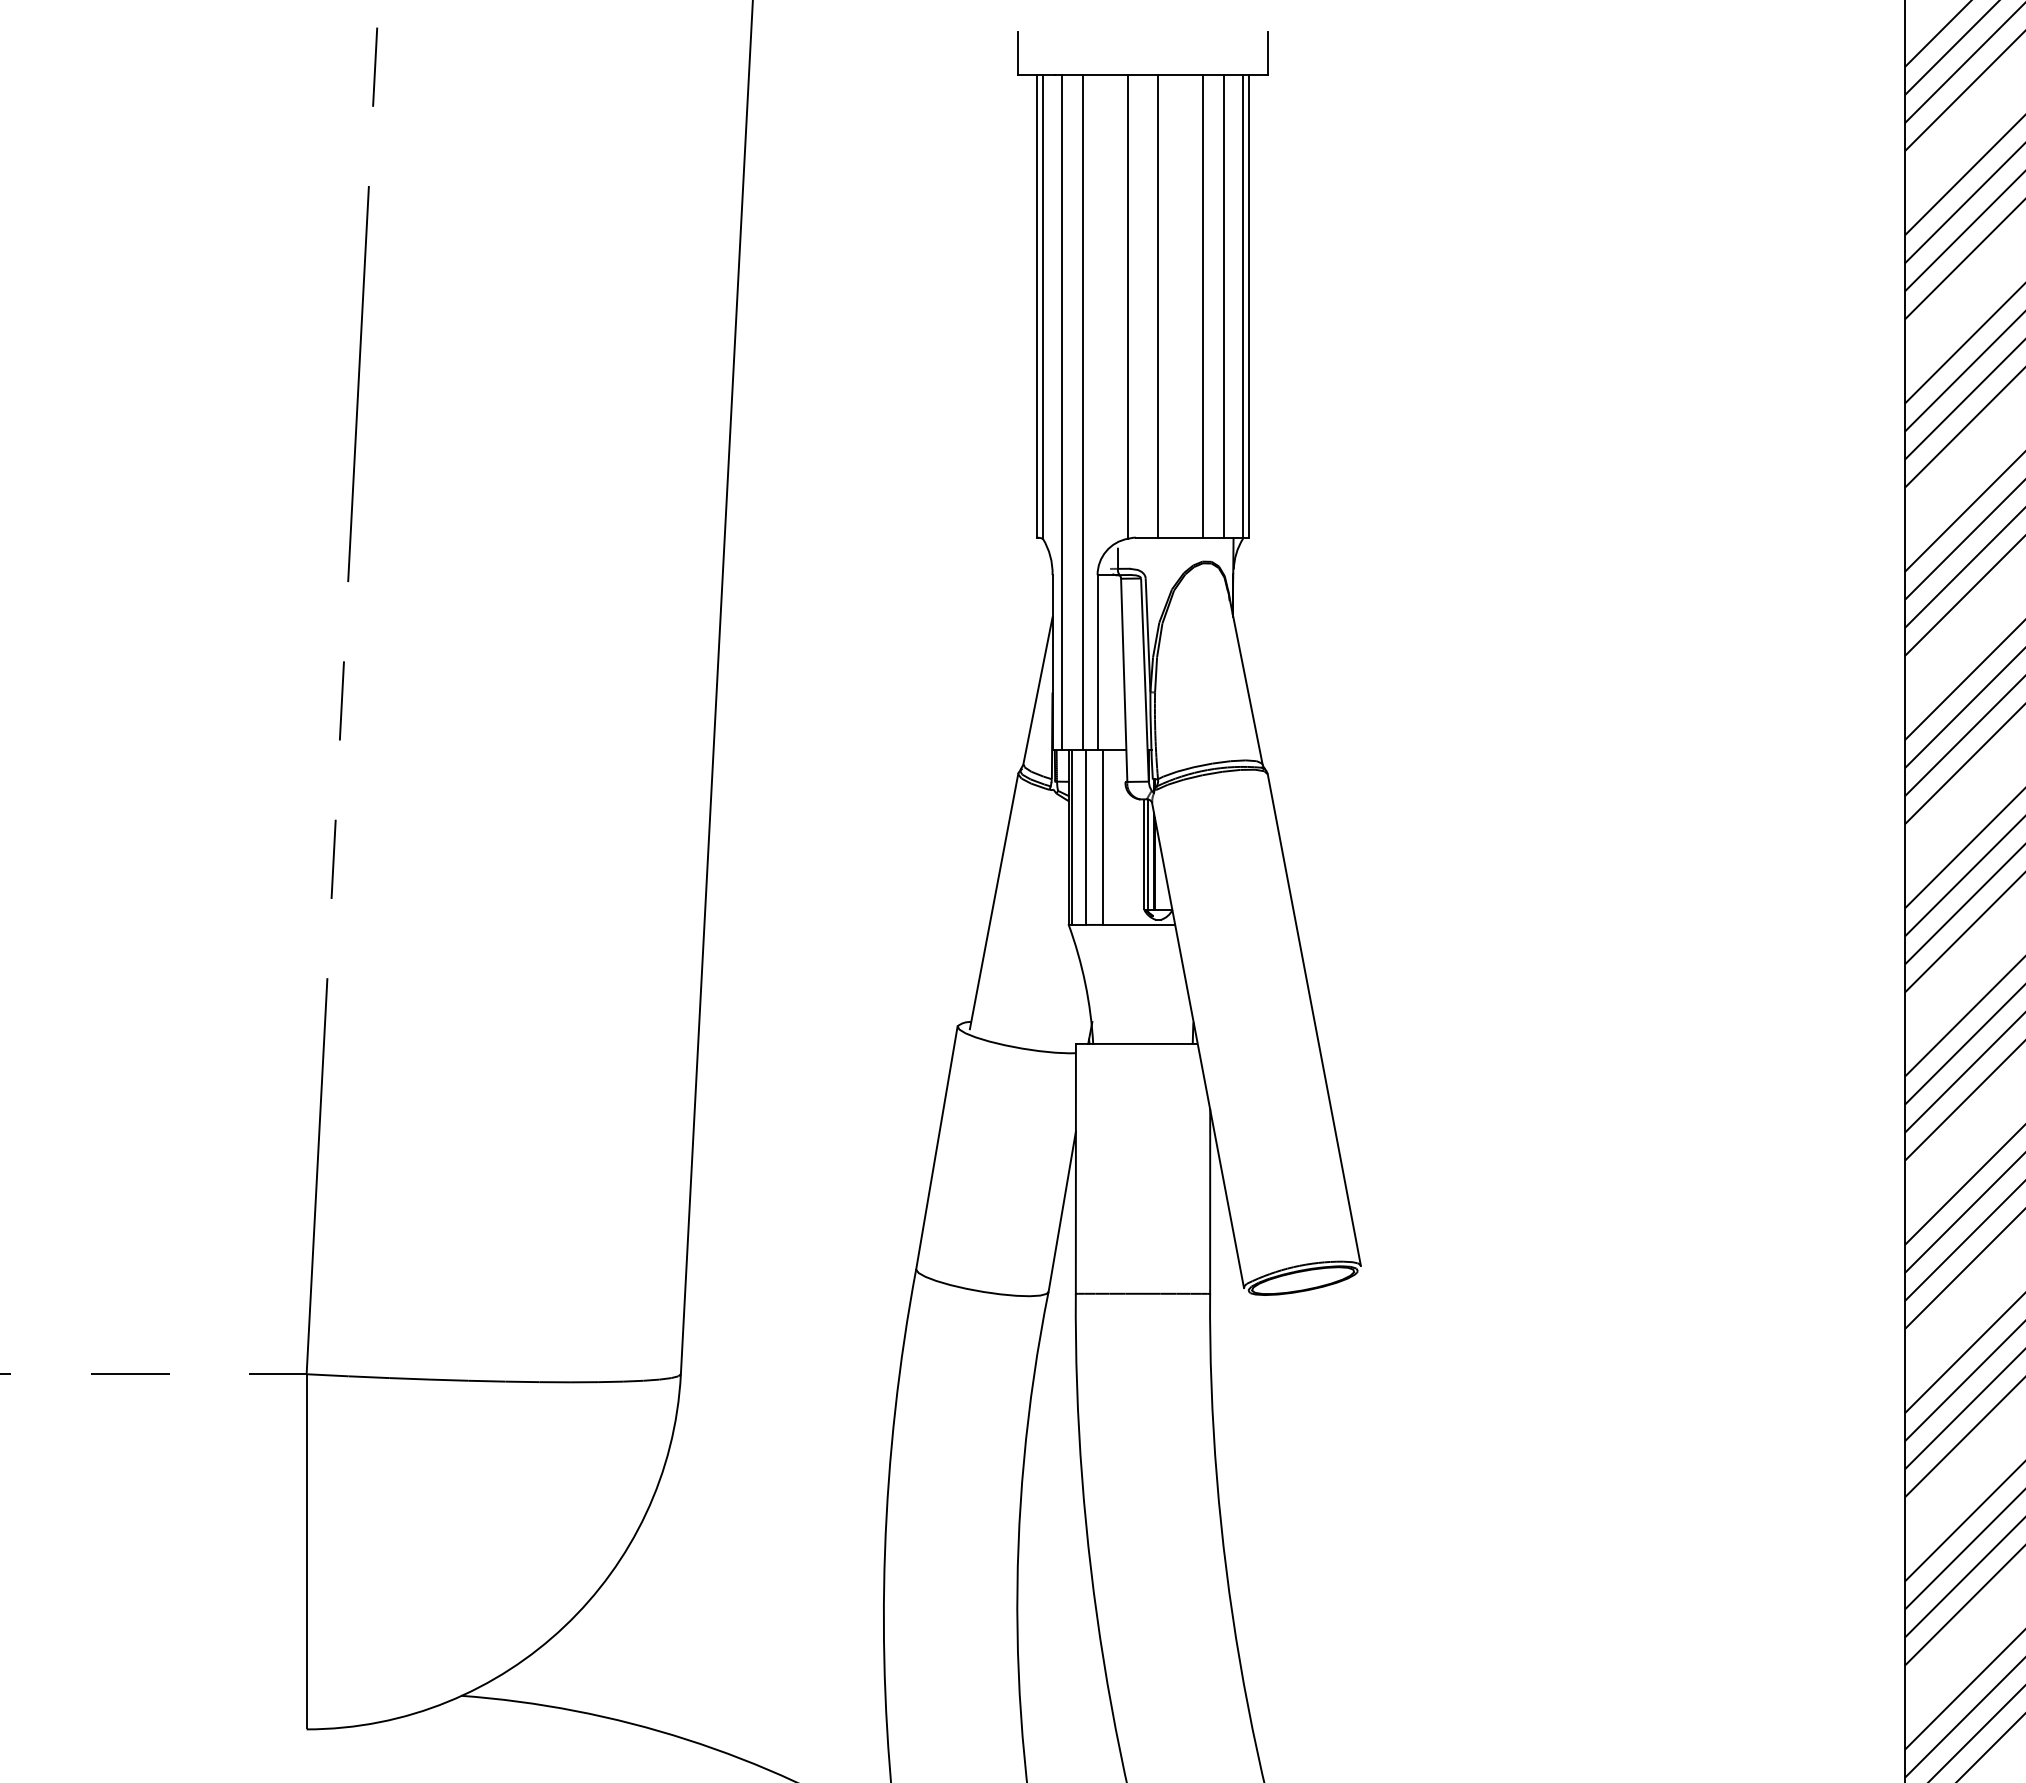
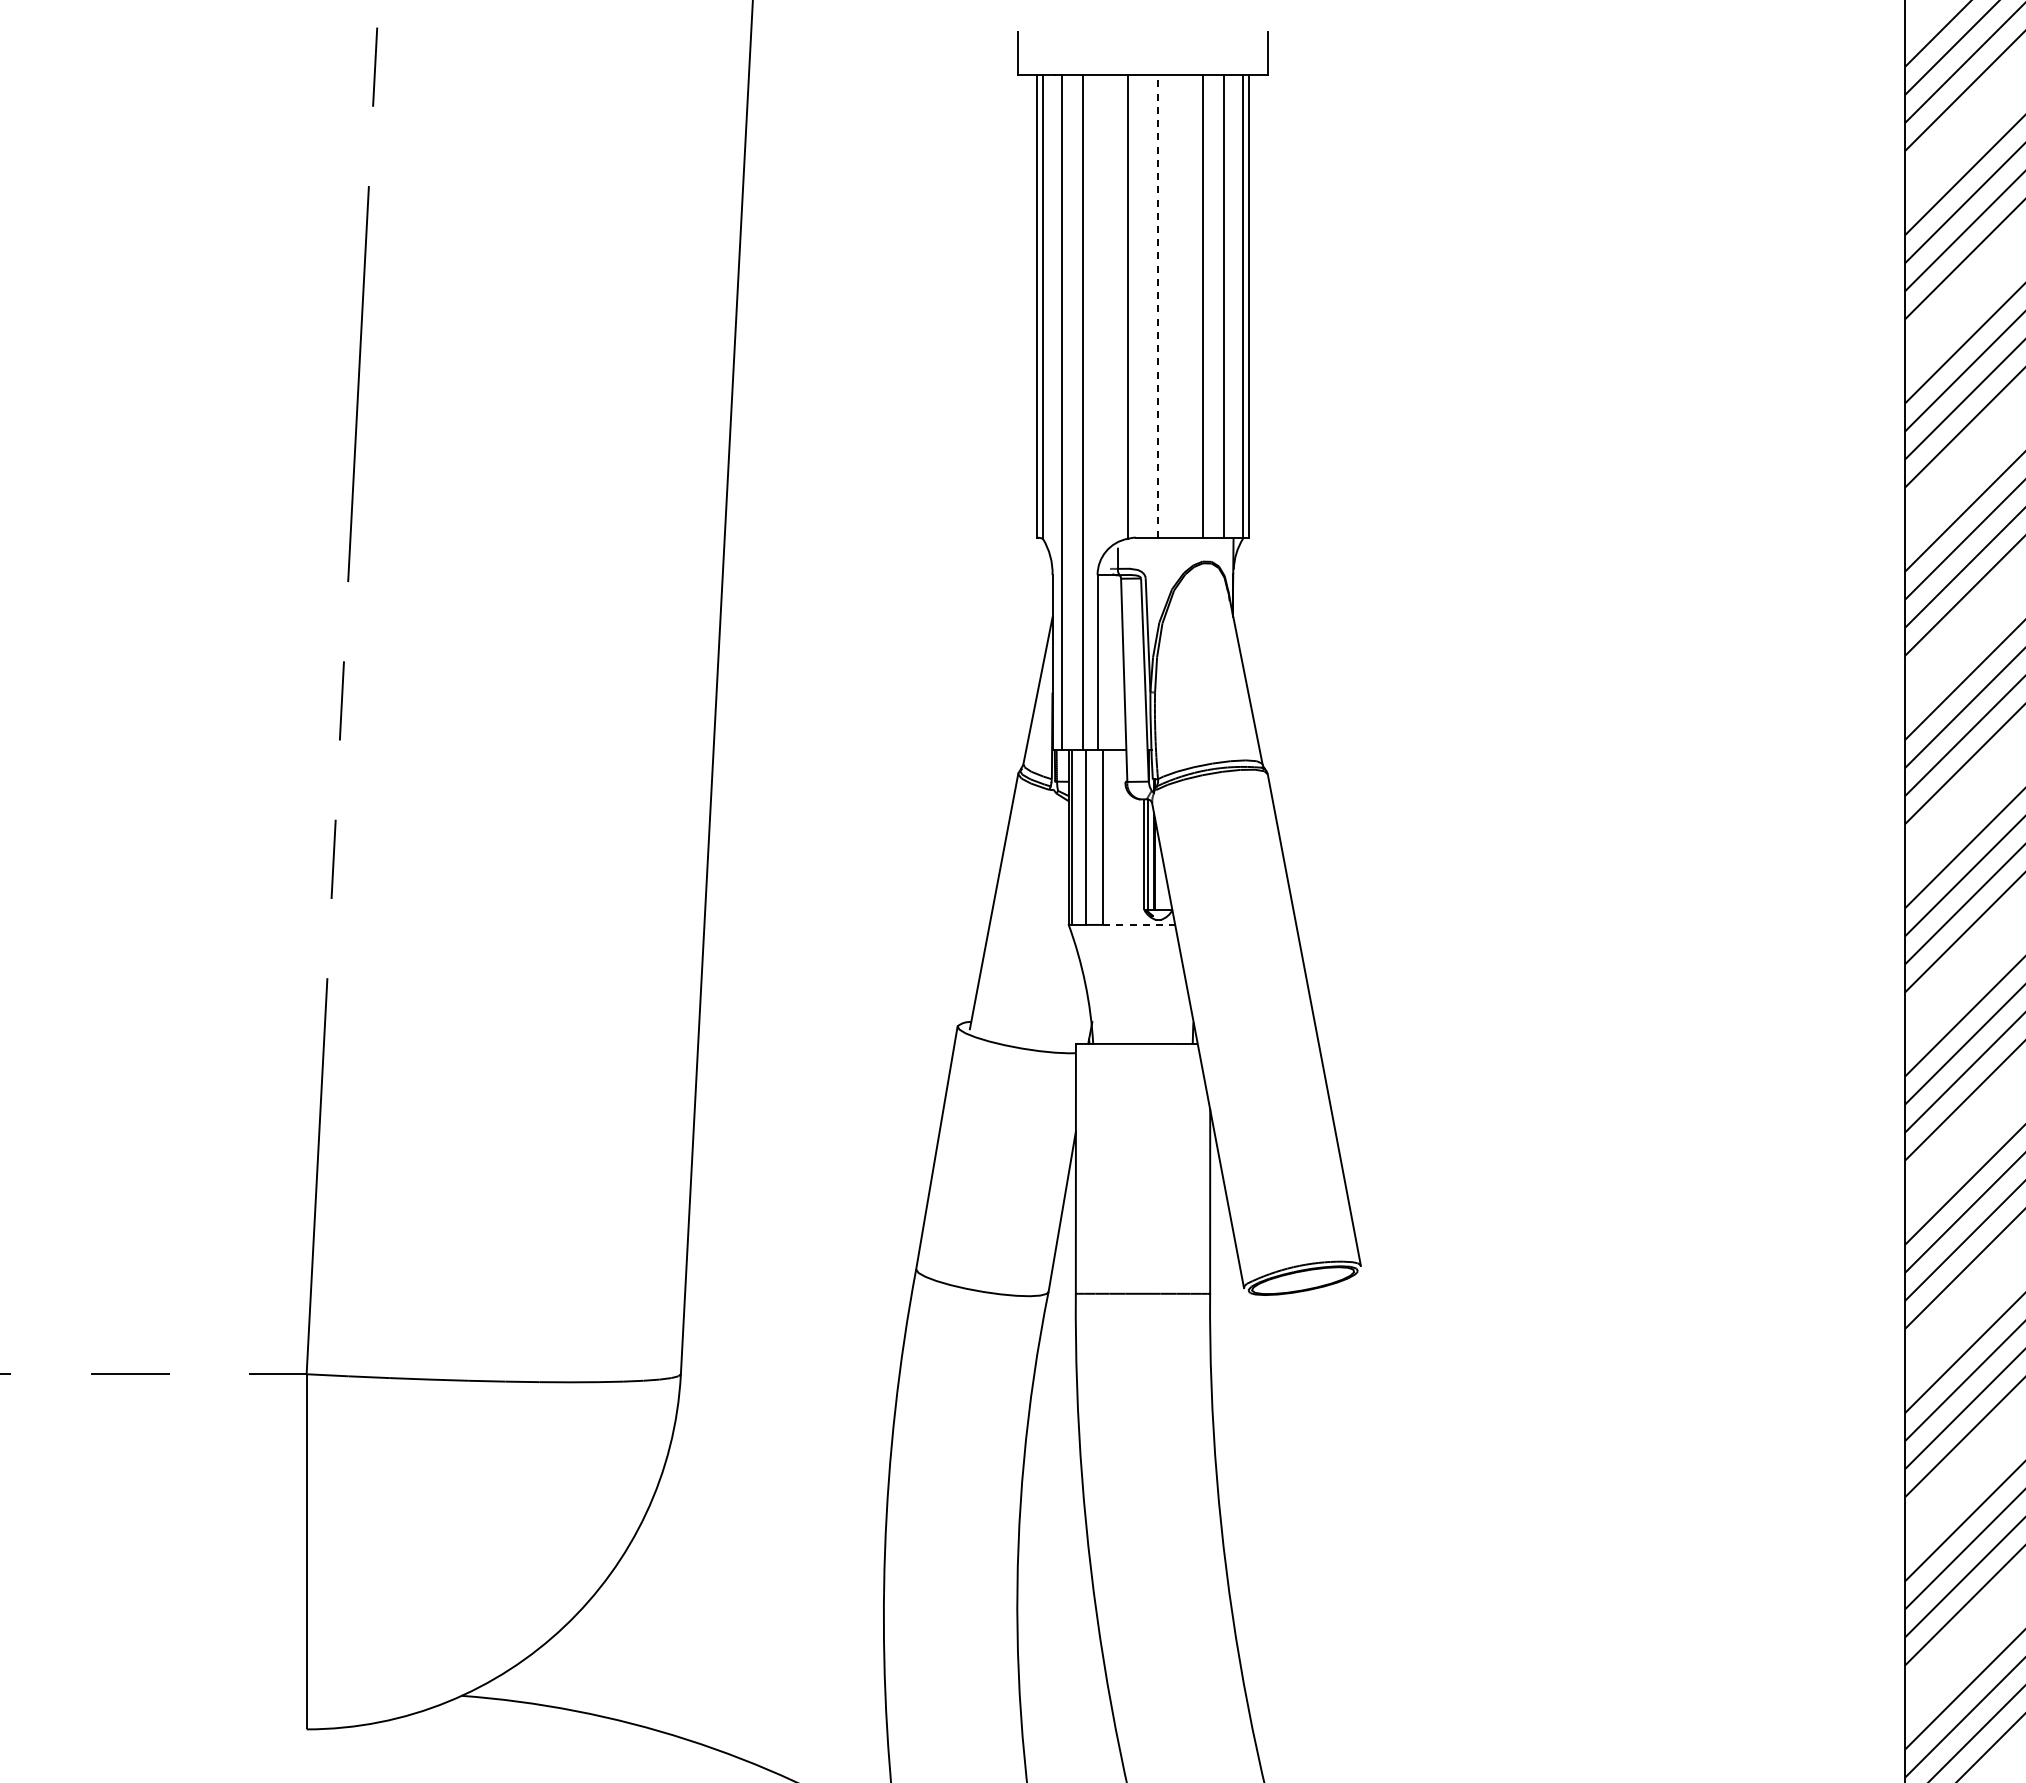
line: solid -> dashed (1157, 306)
line: solid -> dashed (1139, 924)
